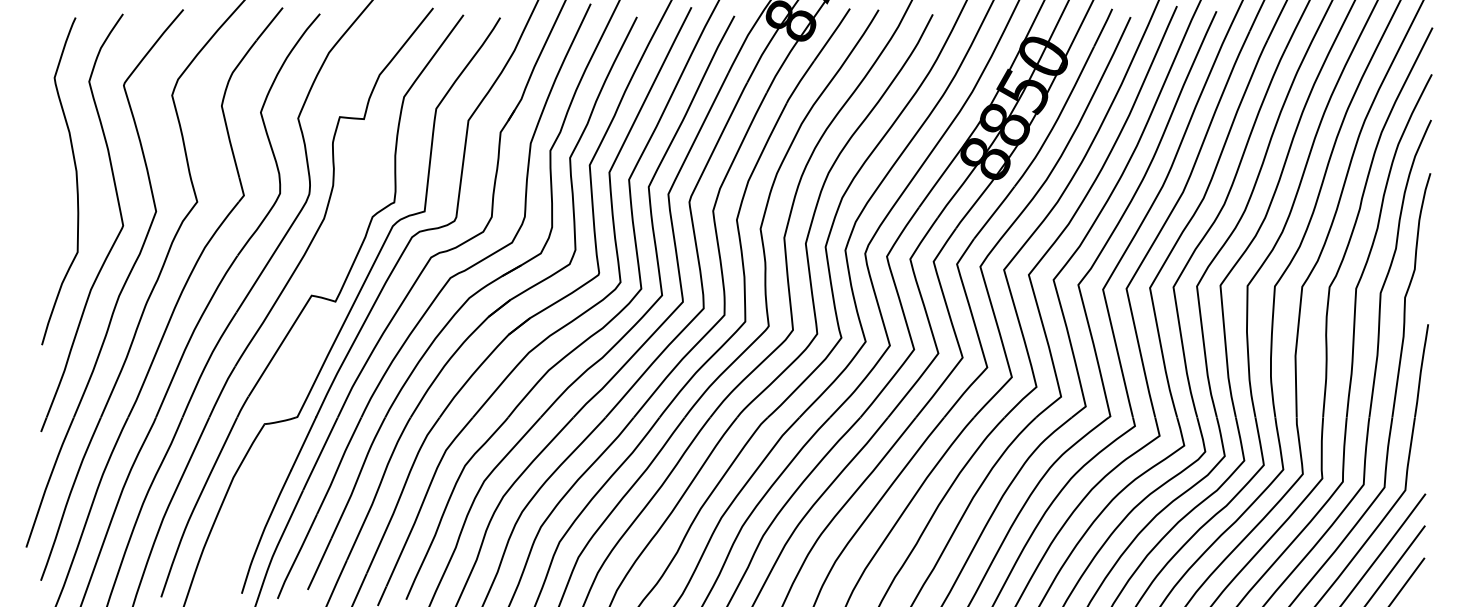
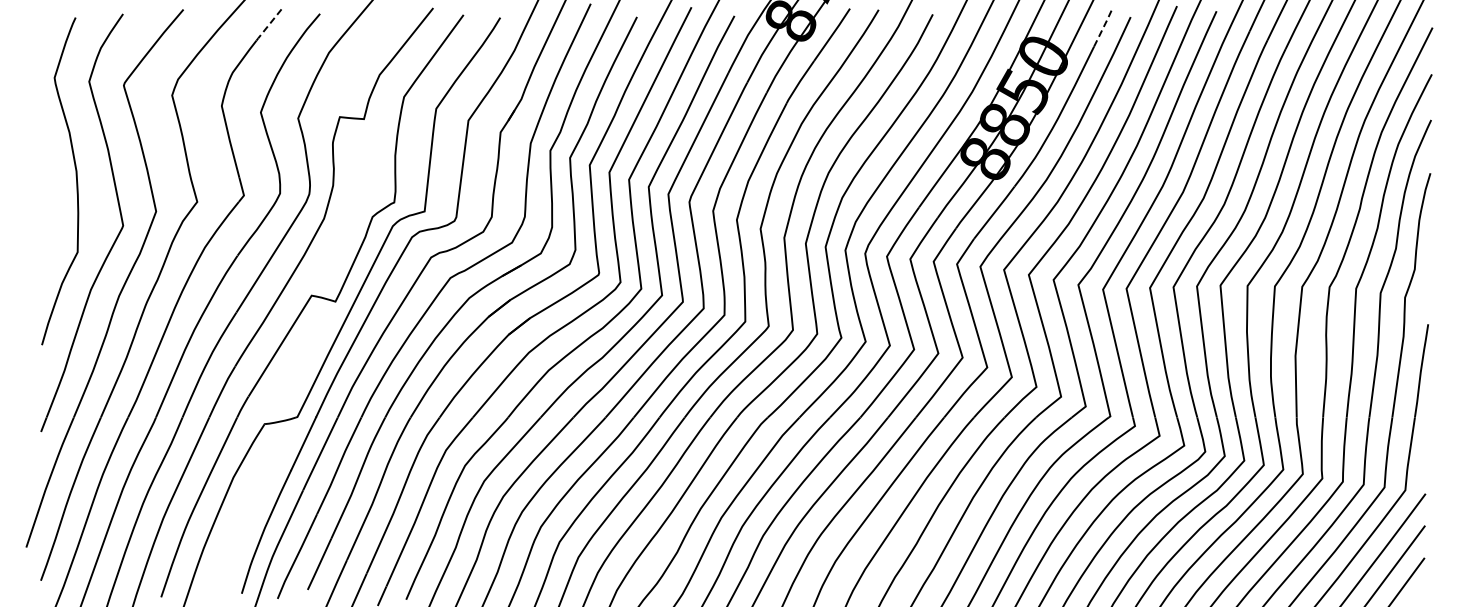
line: solid -> dashed (269, 24)
line: solid -> dashed (1103, 27)
